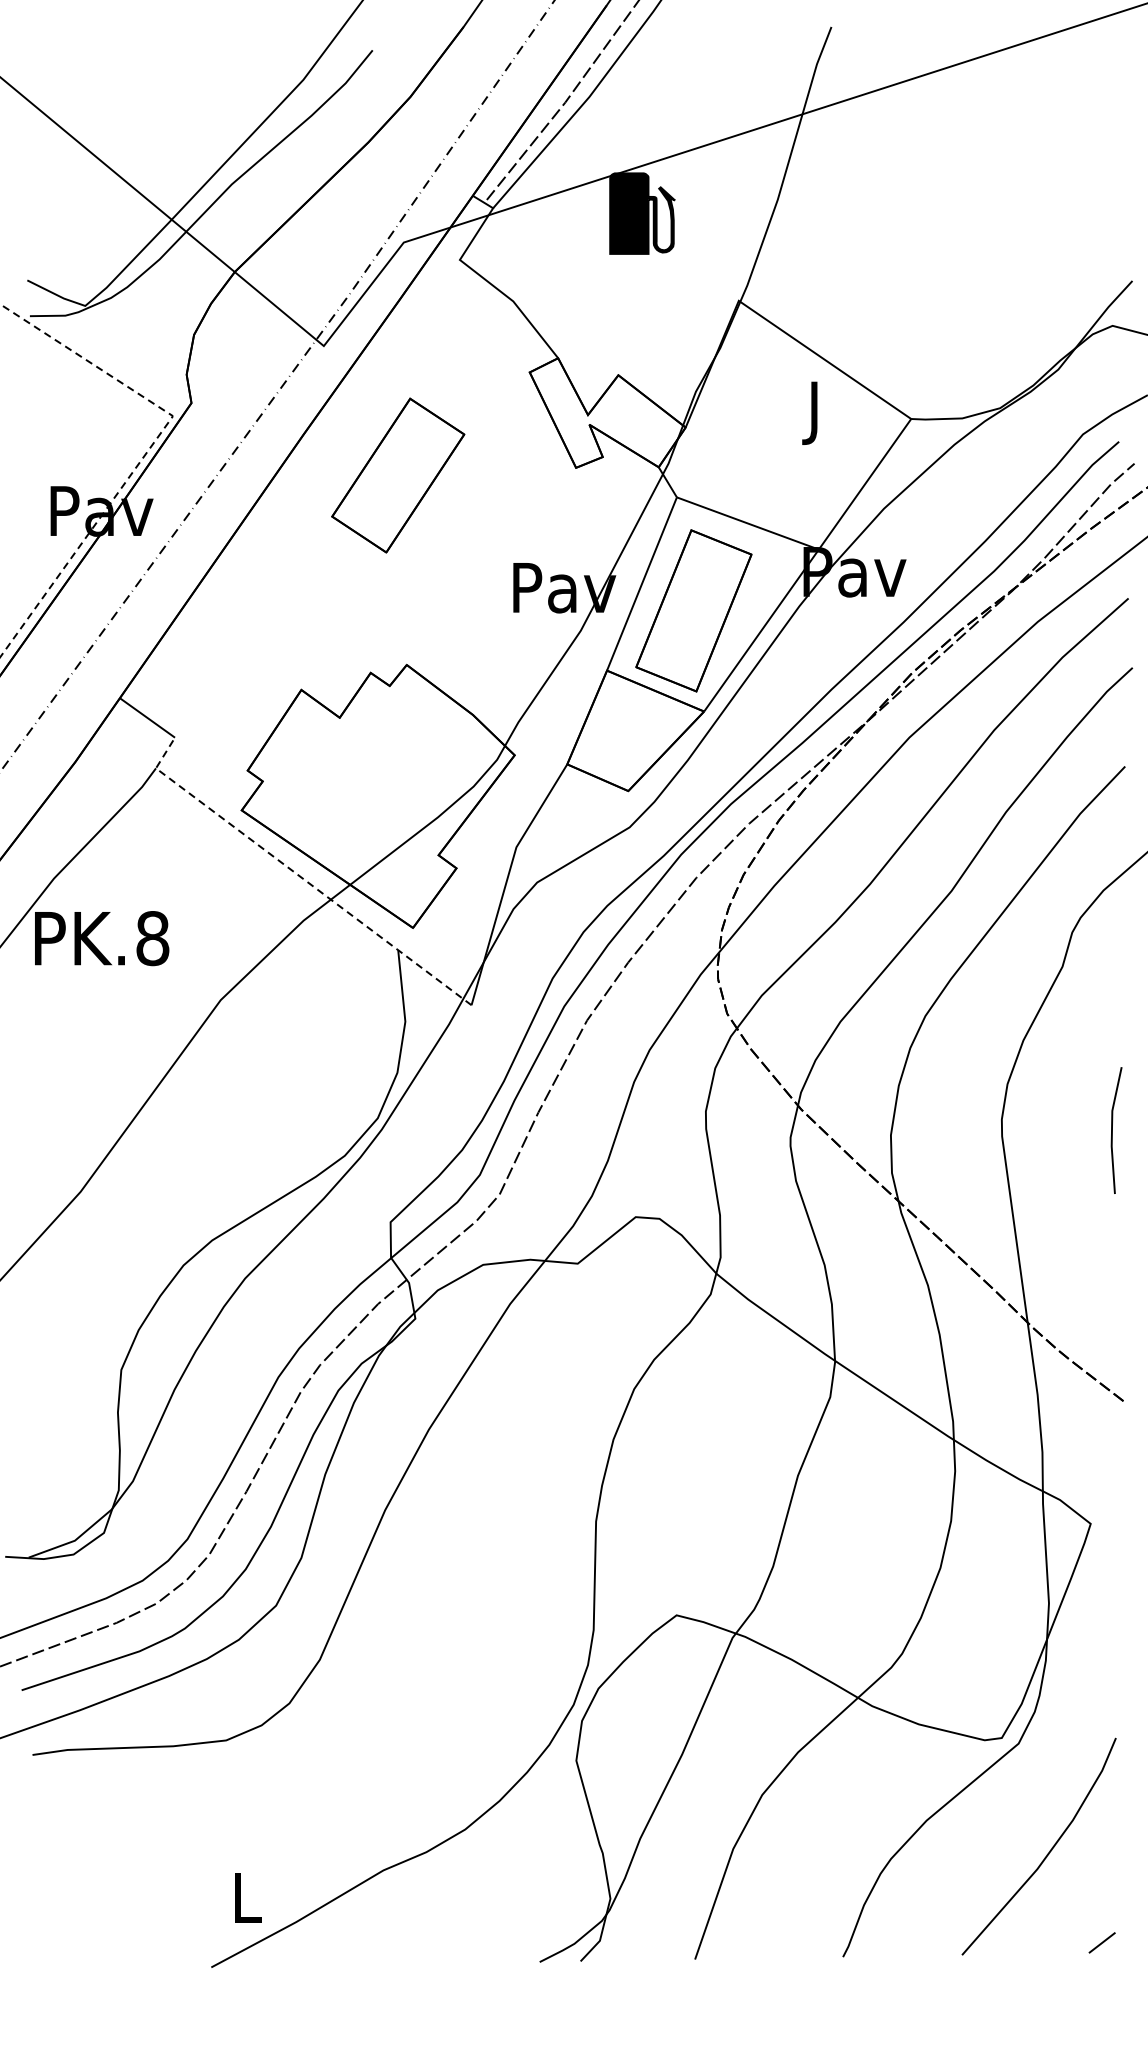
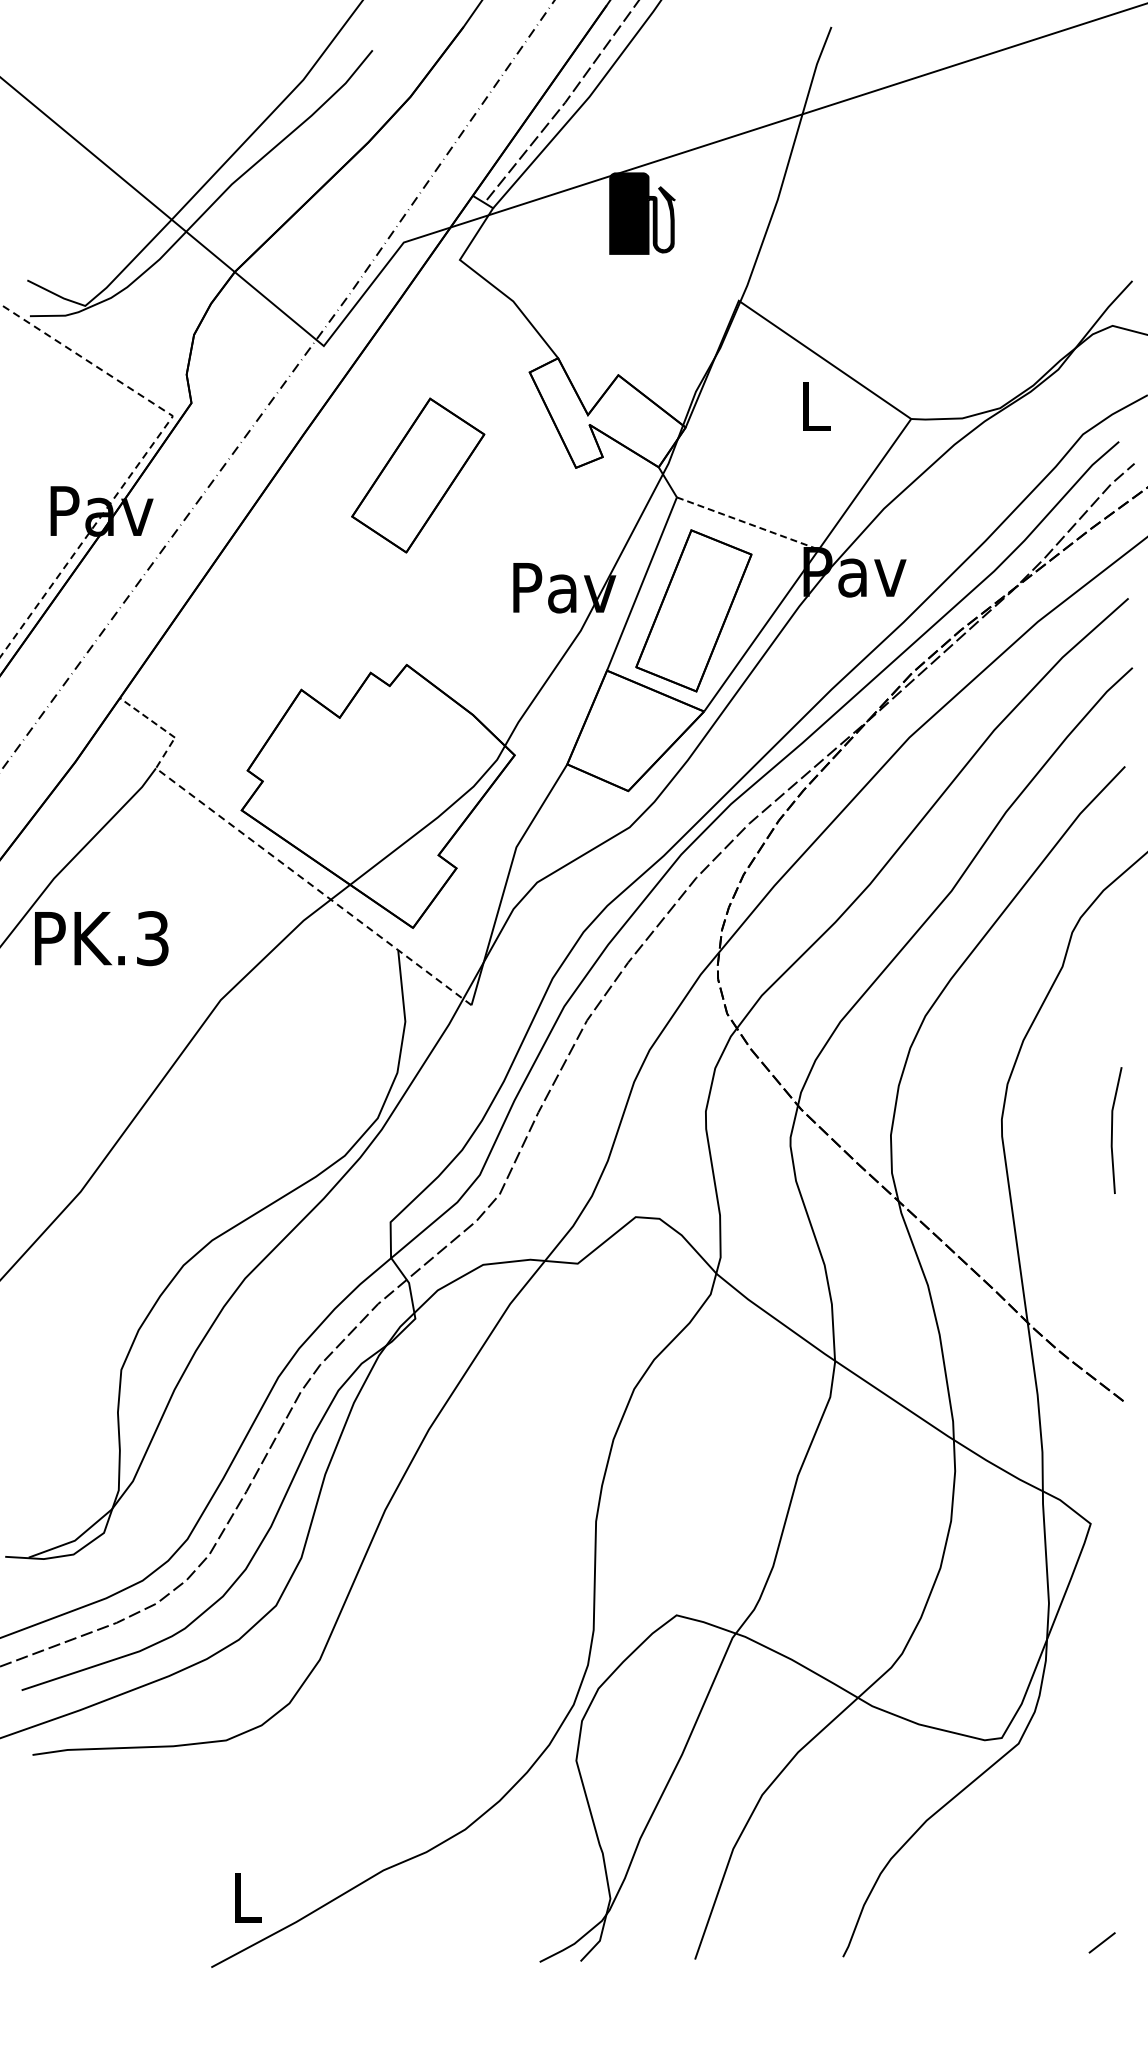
text: J -> L (816, 412)
part position: (398, 475) -> (418, 475) (418, 475)
line: solid -> dashed (747, 523)
line: solid -> dashed (147, 717)
text: PK.8 -> PK.3 (152, 938)
line: present -> none (1046, 1854)
